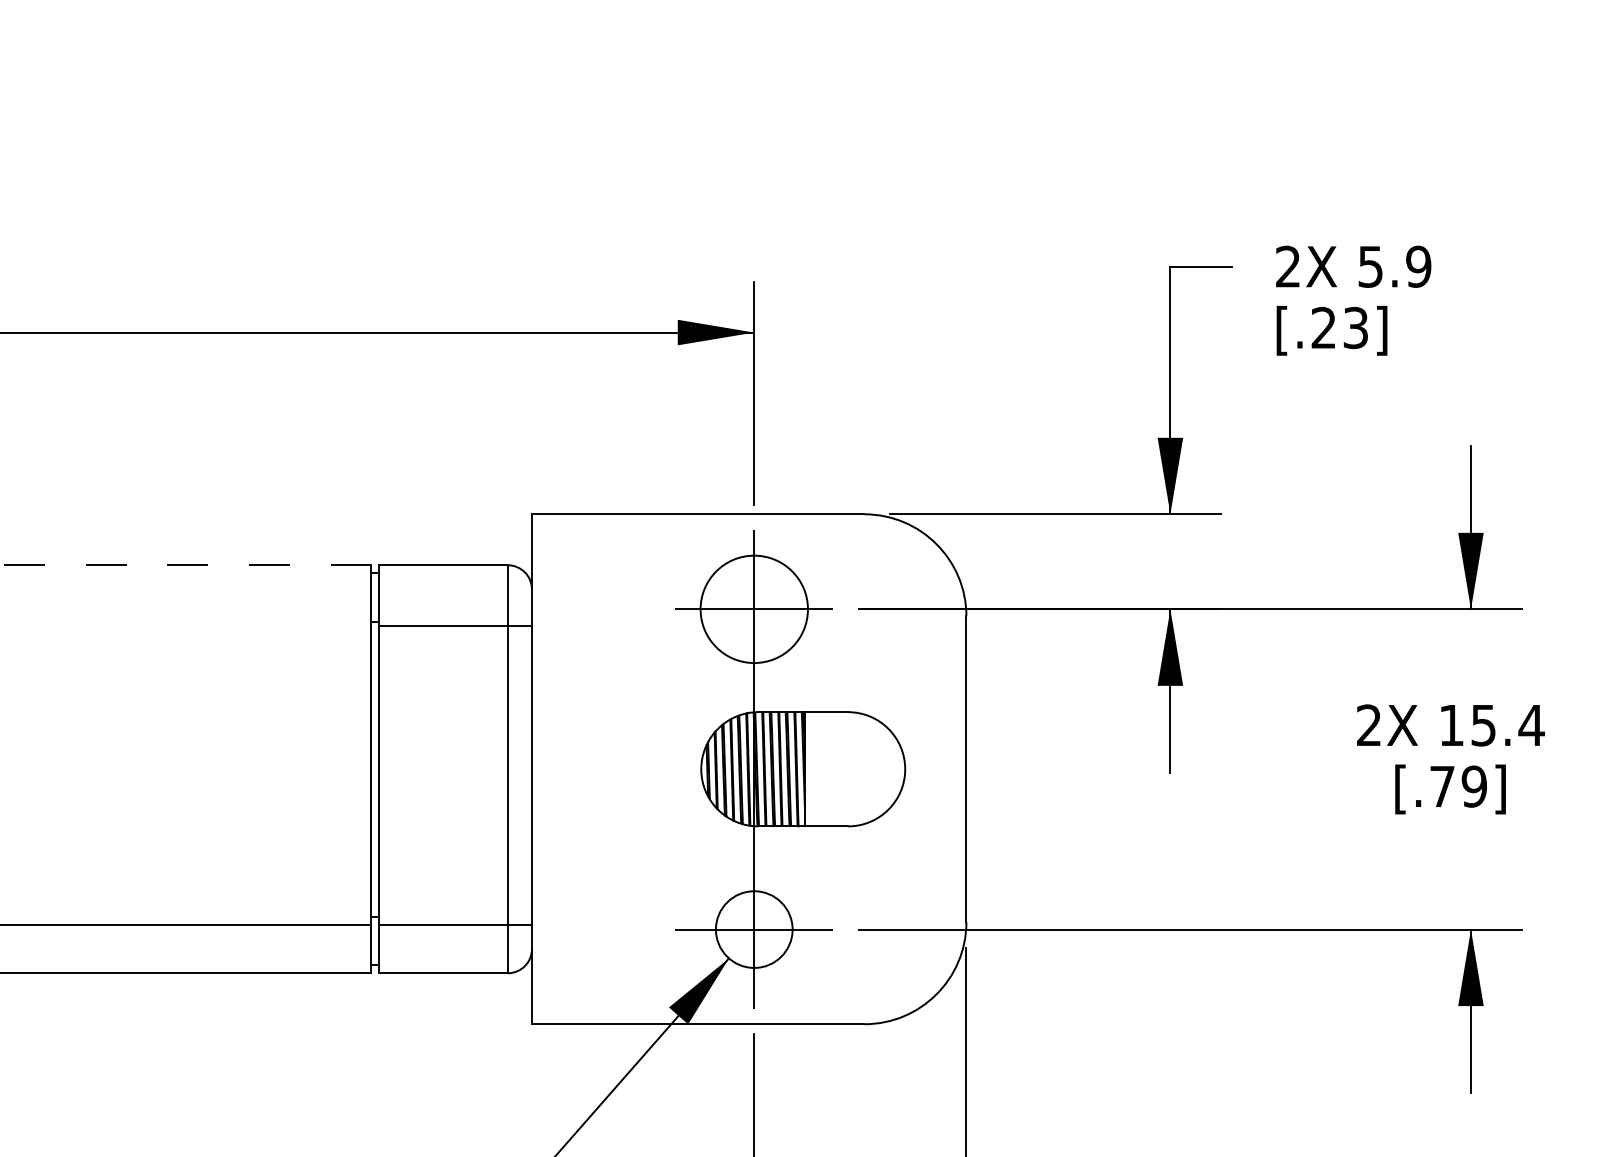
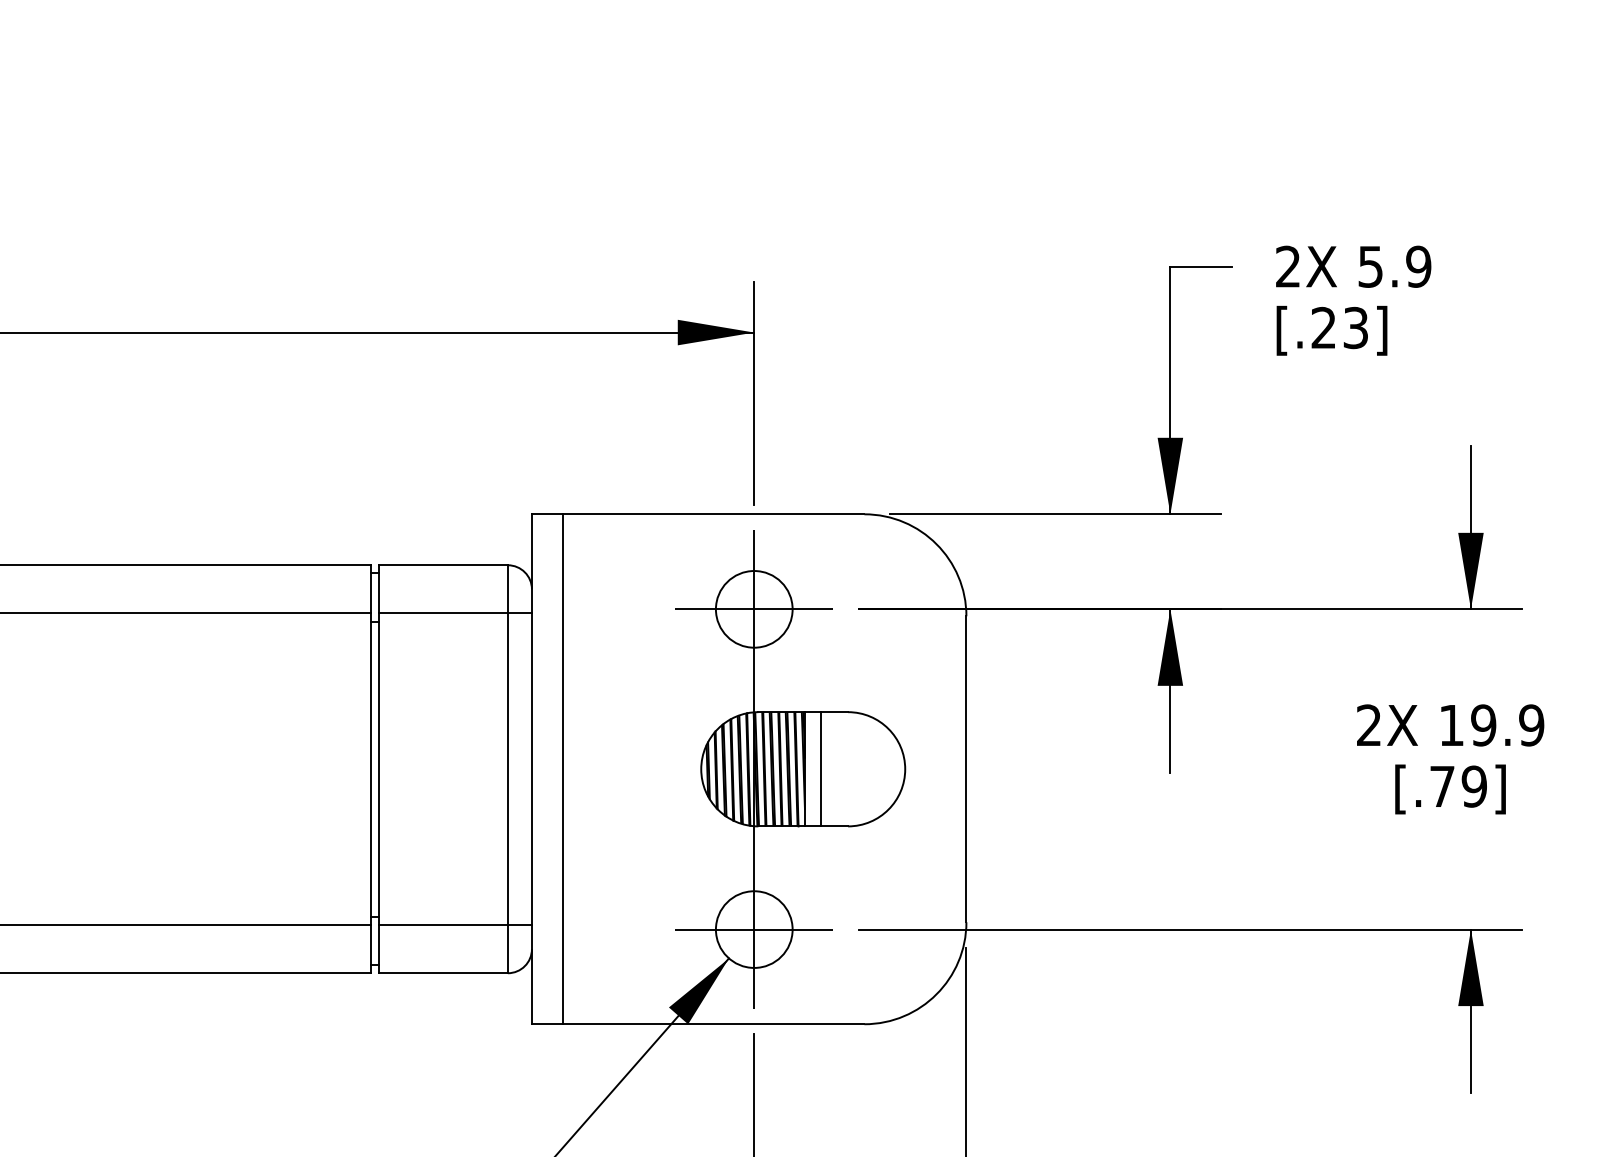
line: dashed -> solid (185, 565)
circle diameter: 107 px -> 77 px (753, 609)
line: none -> present (186, 613)
line position: (455, 626) -> (455, 613) (455, 613)
text: 15.4 -> 19.9 (1507, 725)
line: none -> present (562, 769)
line: none -> present (821, 769)
